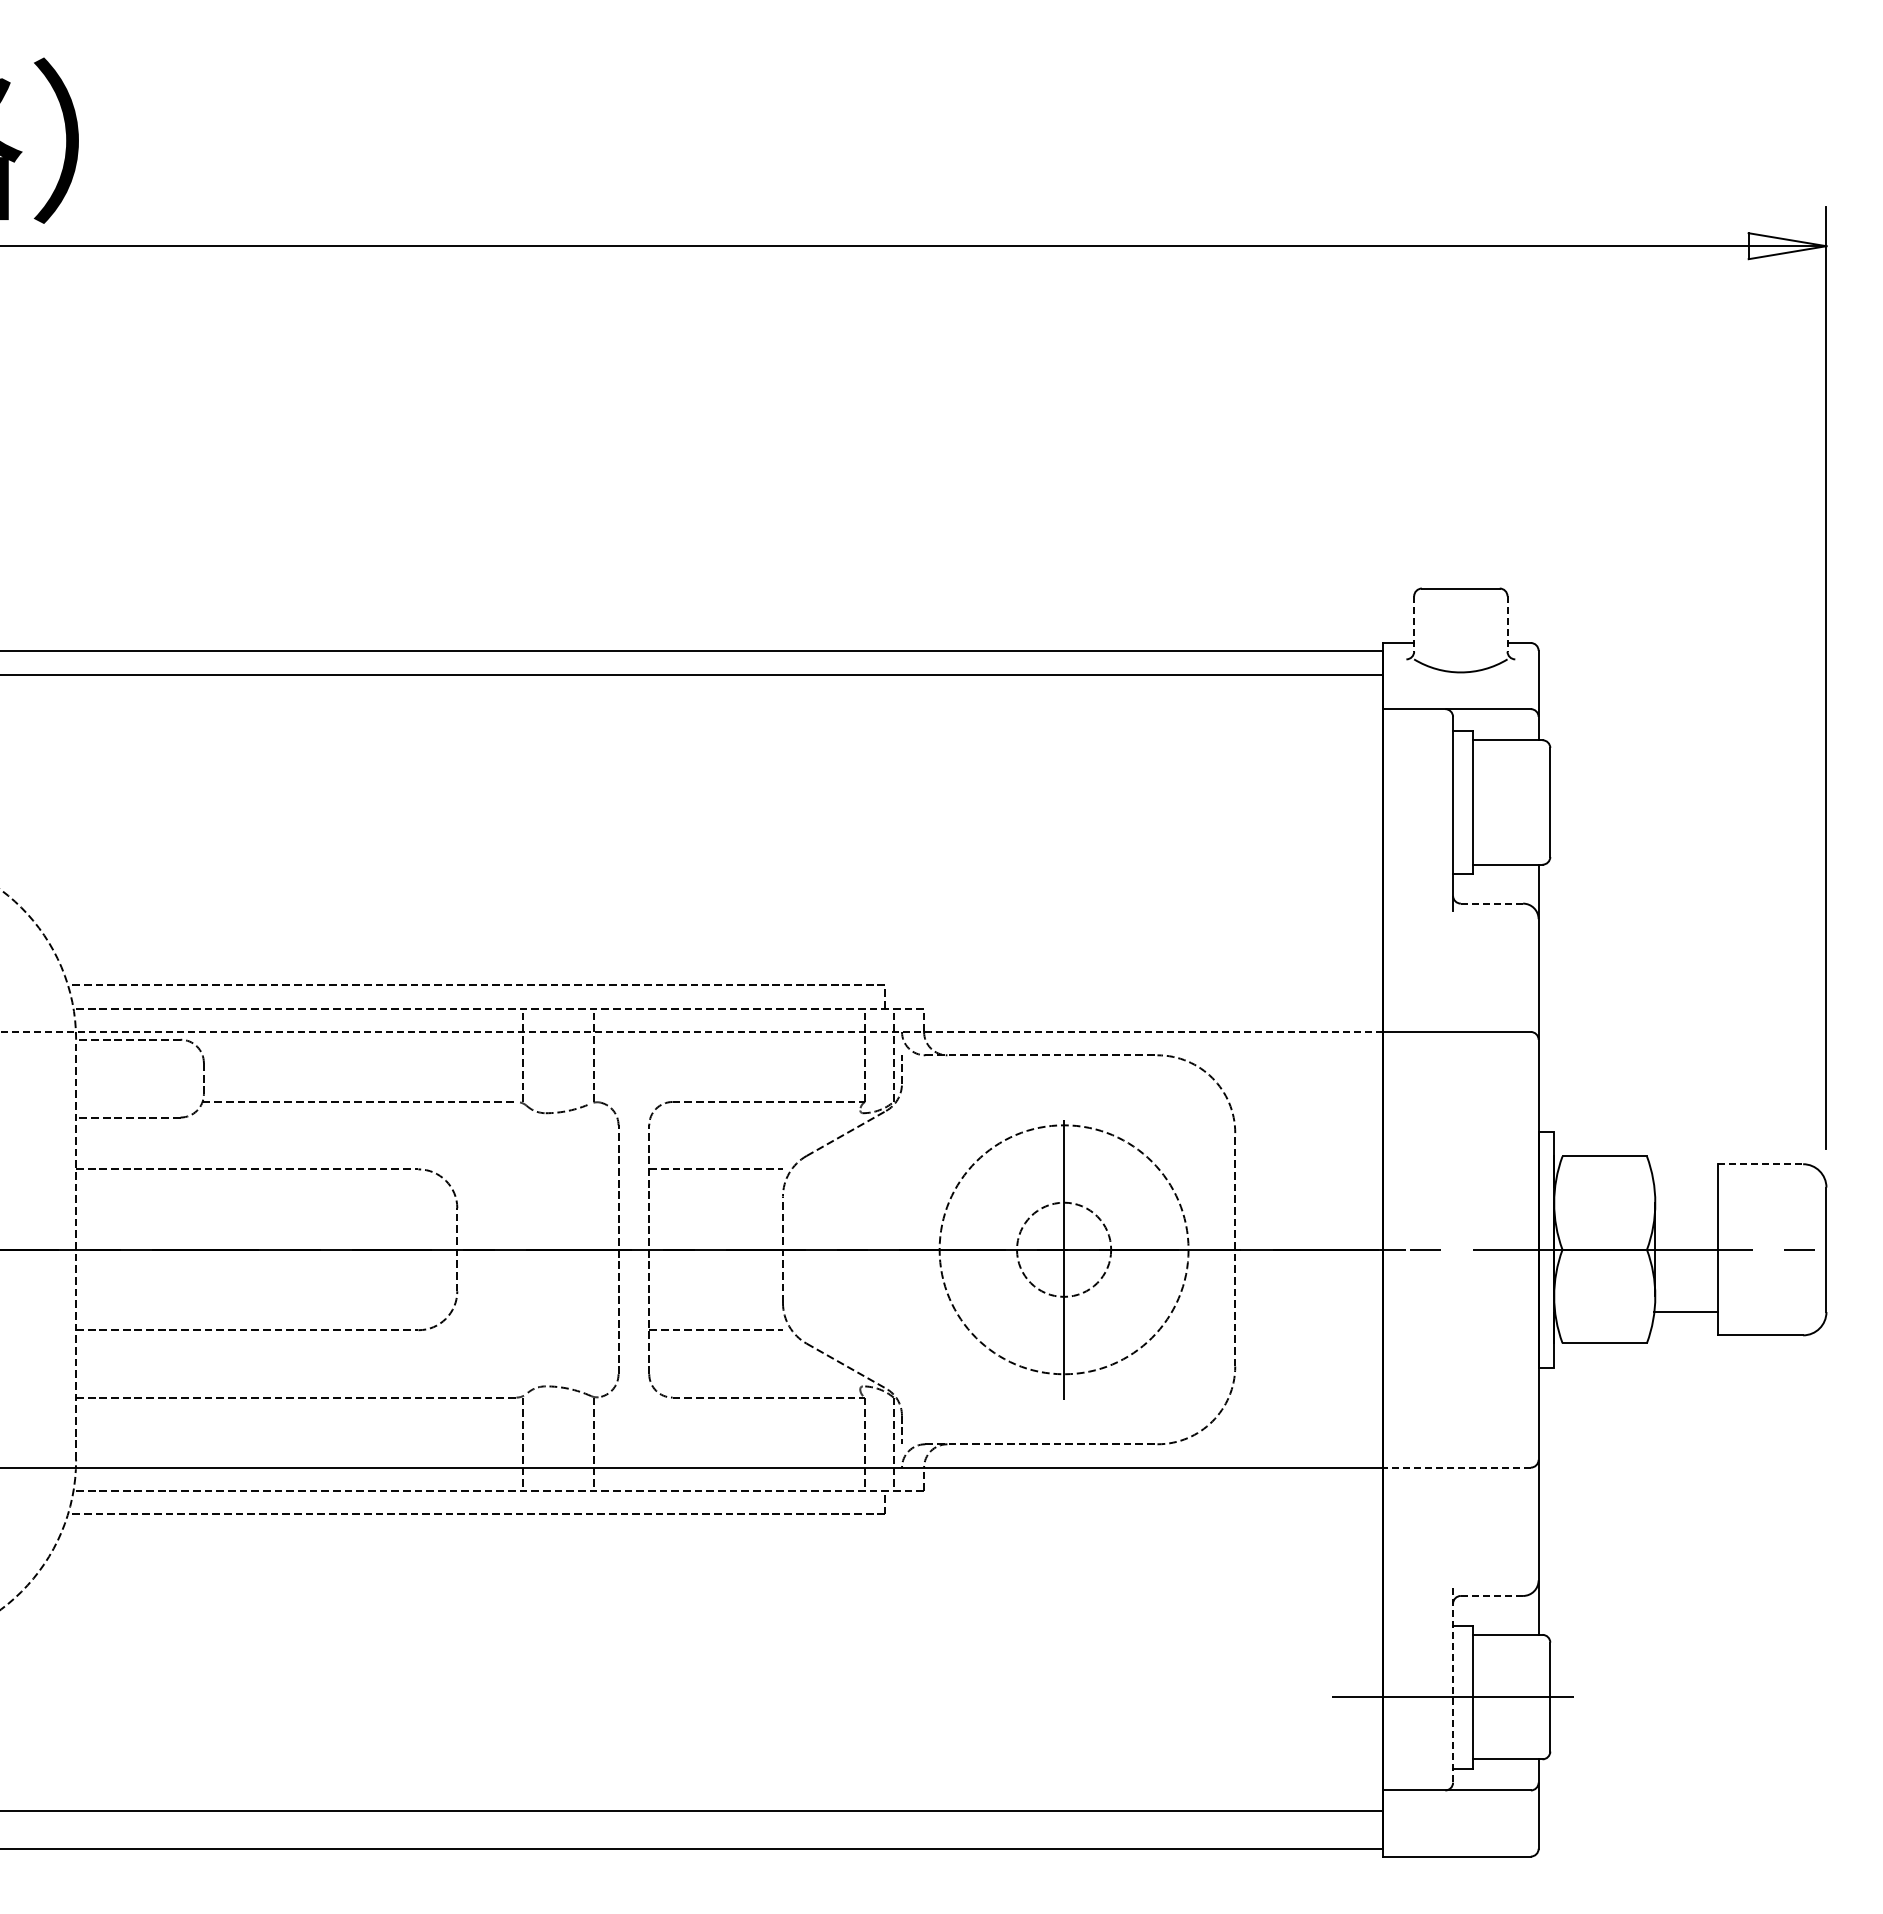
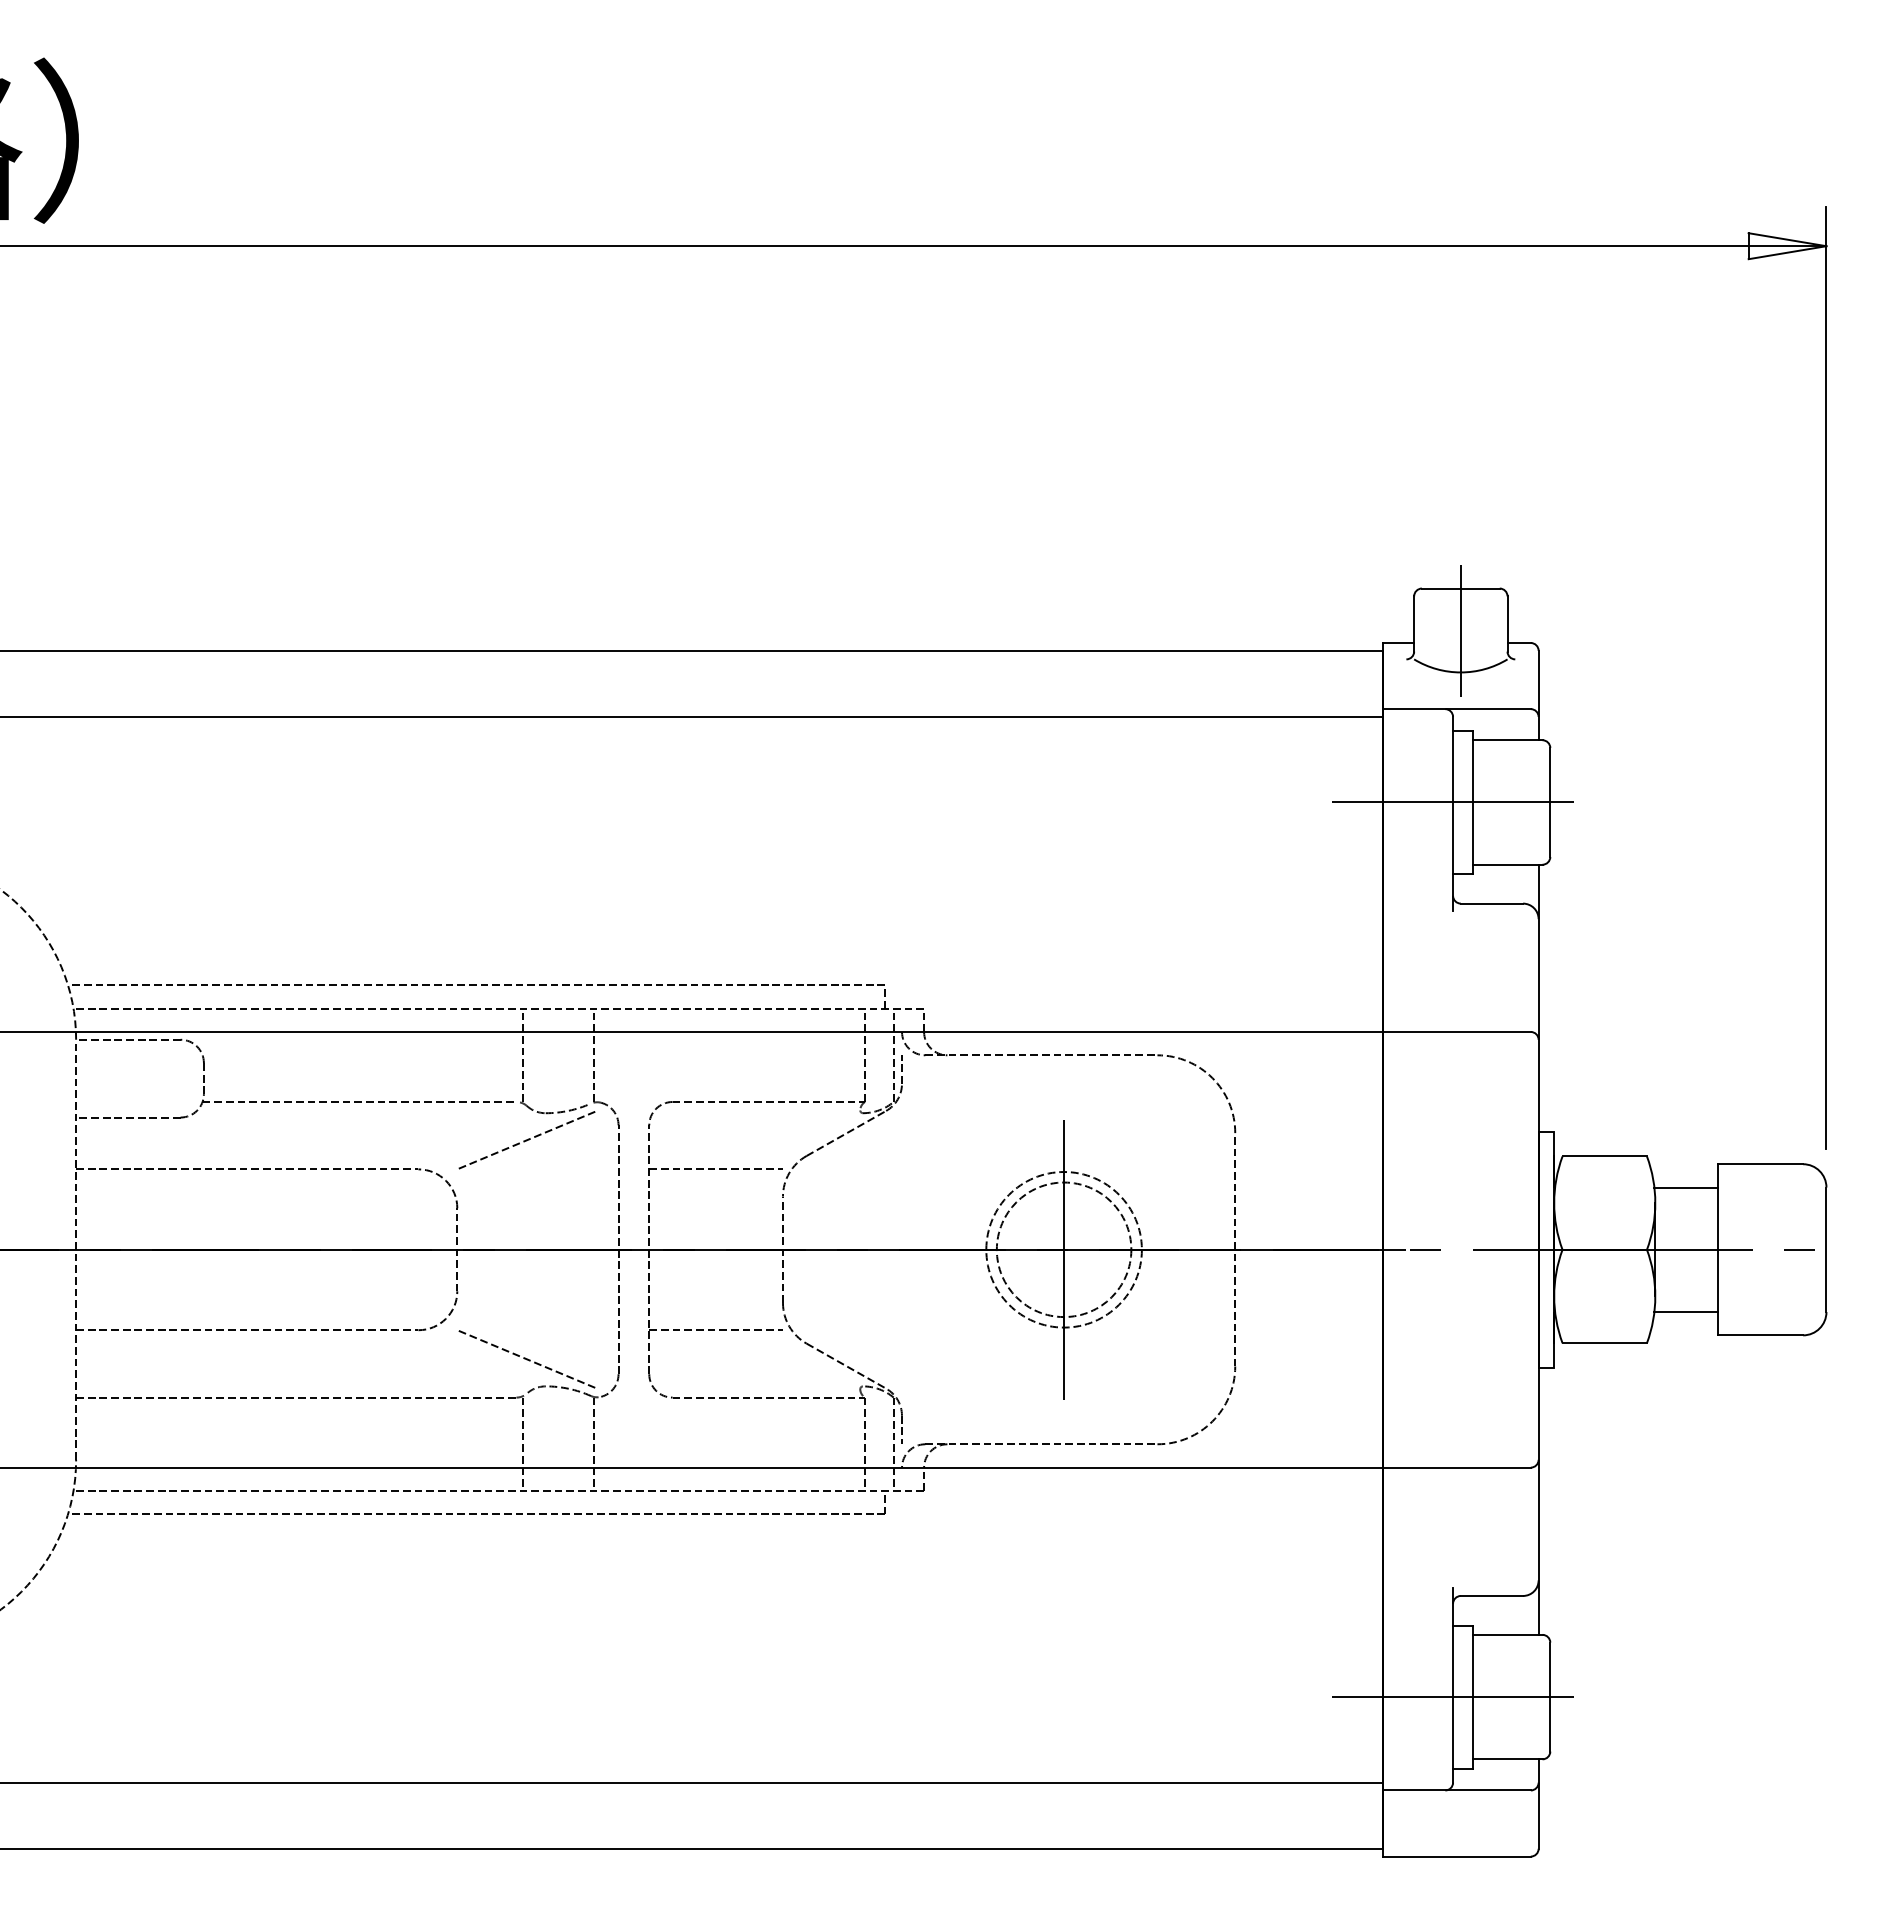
line: dashed -> solid (1414, 623)
line: dashed -> solid (1507, 623)
line: none -> present (1460, 631)
line position: (692, 674) -> (692, 716) (692, 716)
line: none -> present (1452, 802)
line: dashed -> solid (1491, 903)
line: dashed -> solid (691, 1031)
line: none -> present (526, 1140)
line: dashed -> solid (1760, 1164)
line: none -> present (1685, 1187)
circle diameter: 249 px -> 156 px (1063, 1249)
circle diameter: 94 px -> 135 px (1063, 1249)
line: none -> present (526, 1358)
line: dashed -> solid (1456, 1467)
line: dashed -> solid (1491, 1595)
line: dashed -> solid (1453, 1685)
line position: (692, 1810) -> (692, 1782) (692, 1782)
